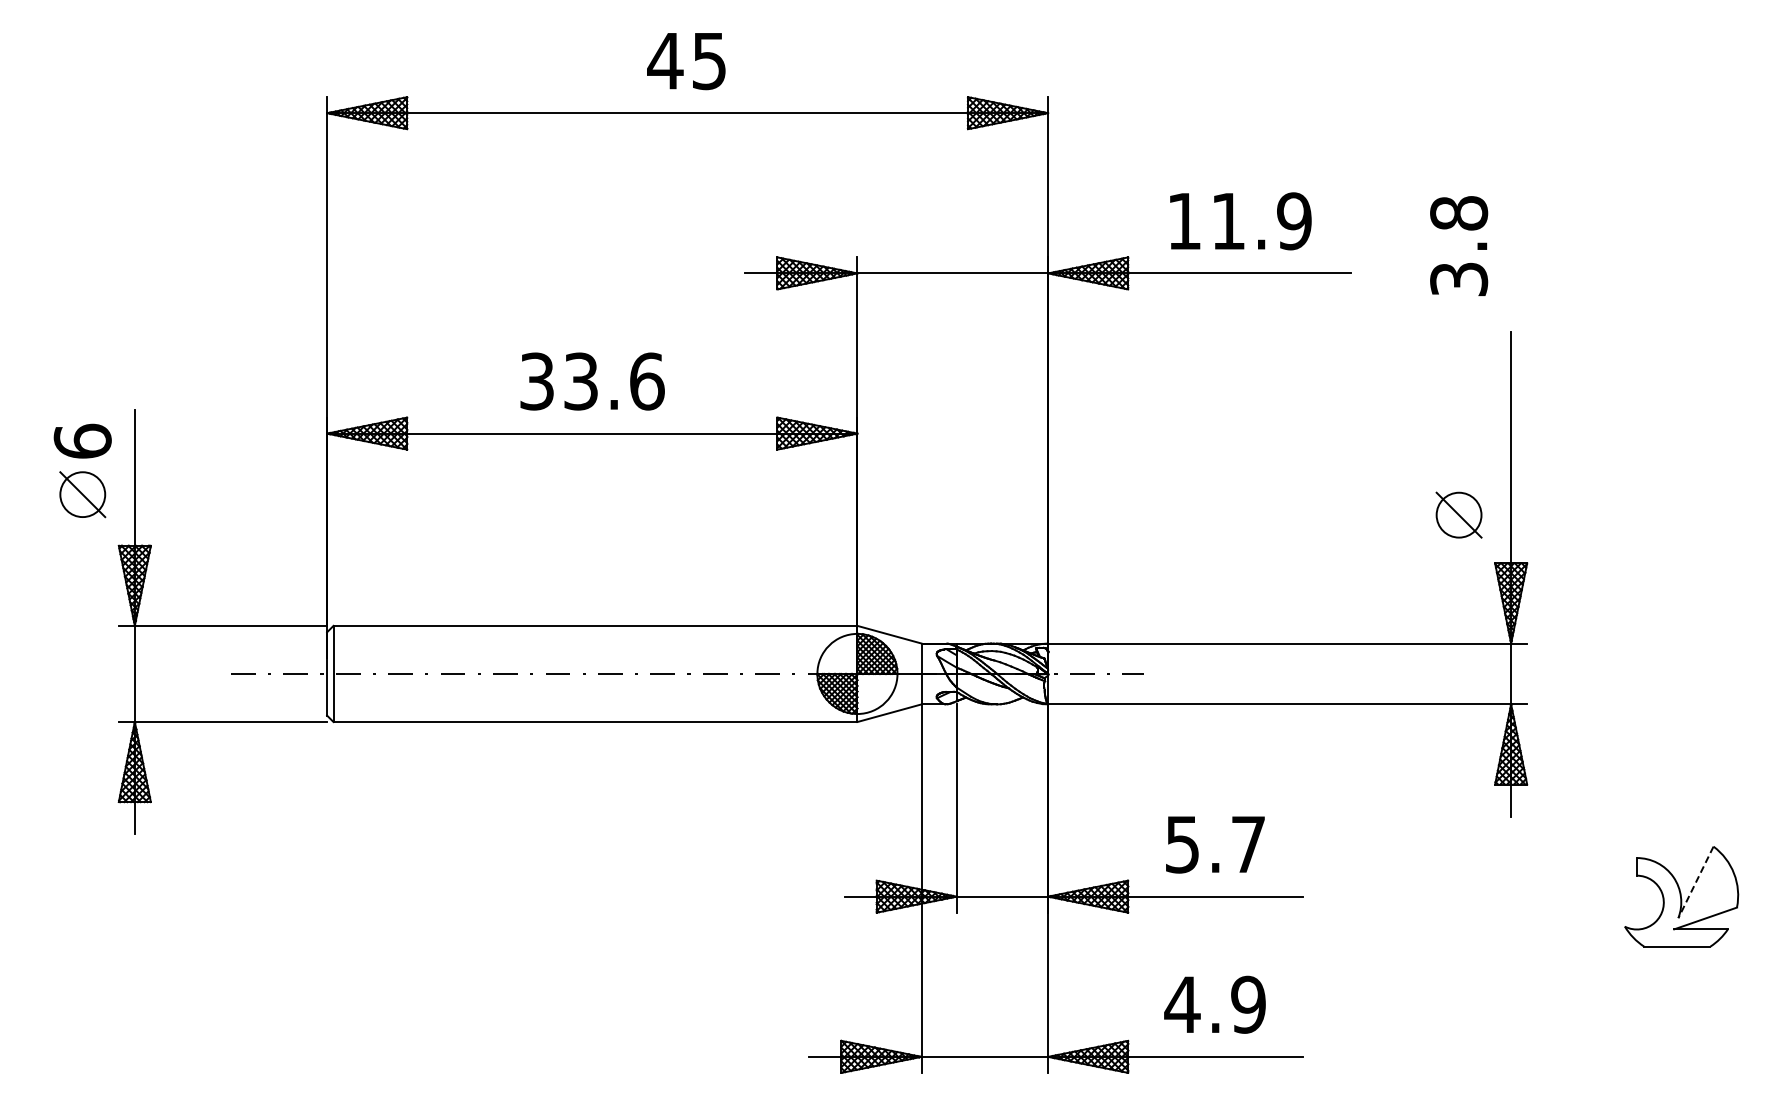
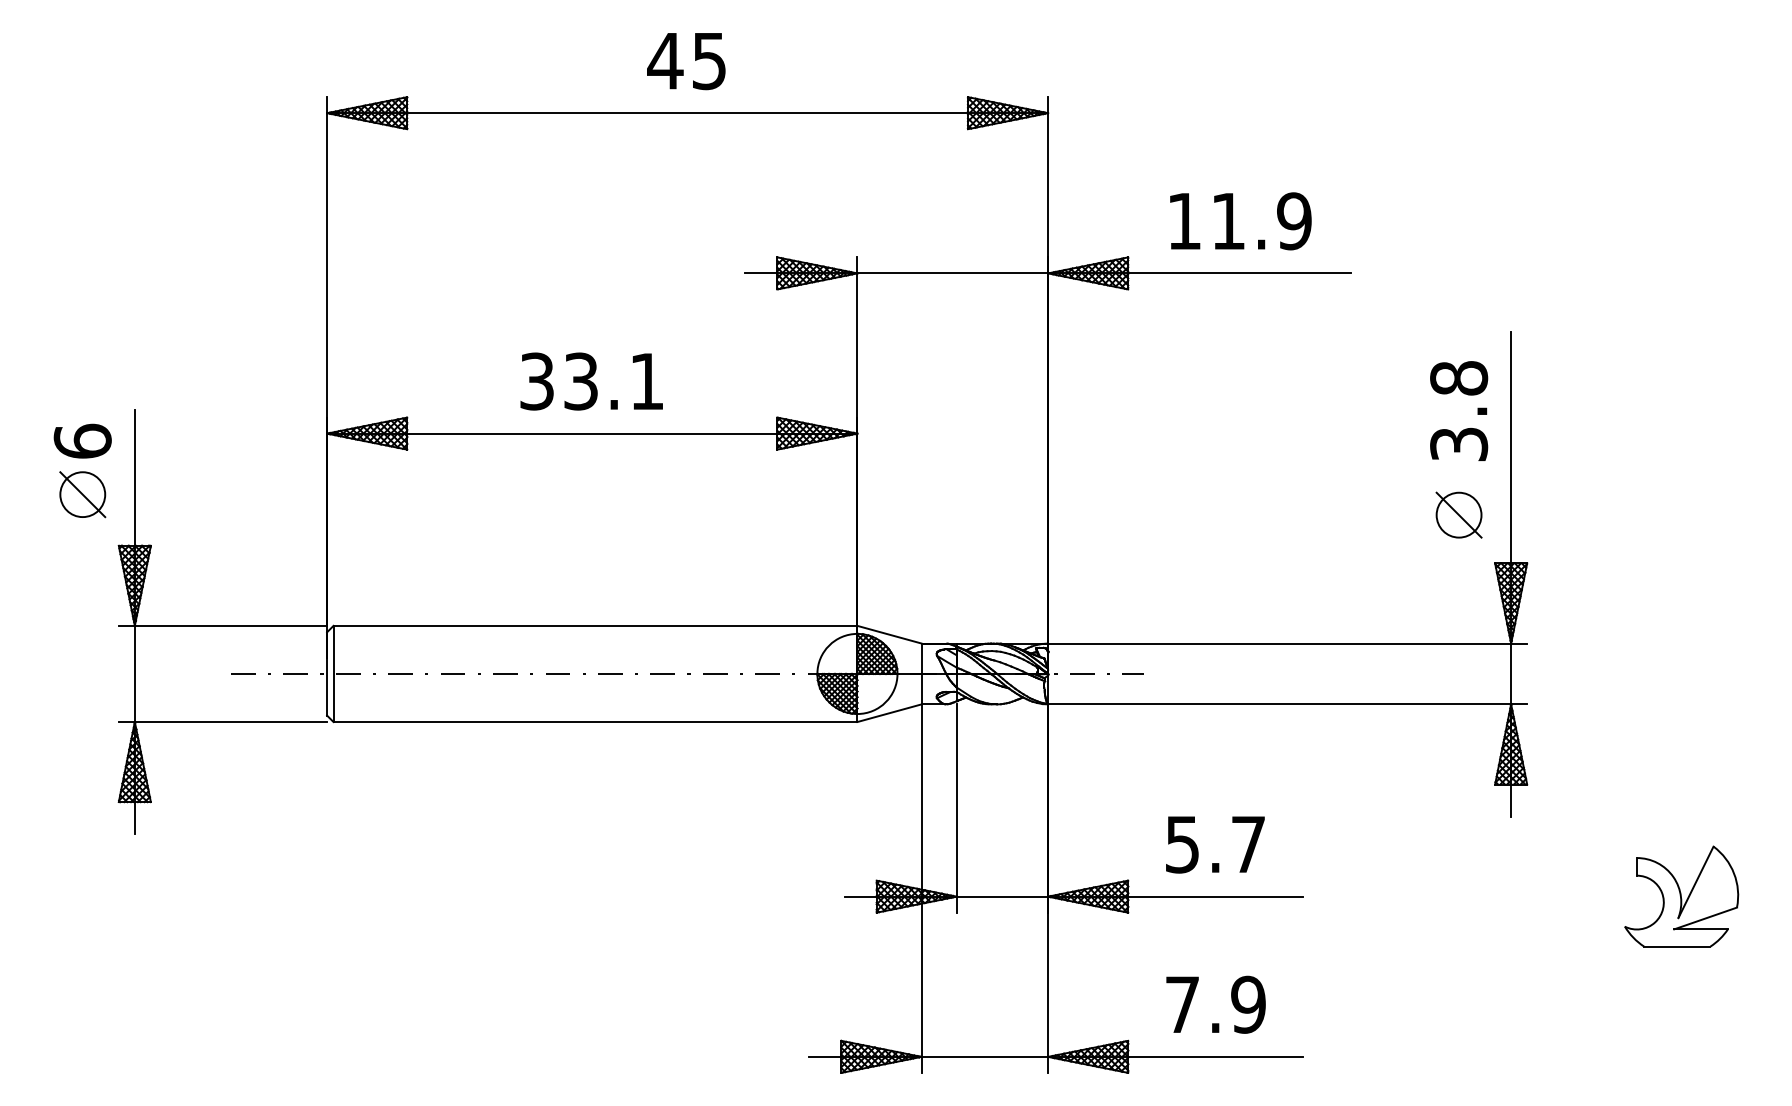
text position: (1459, 245) -> (1459, 410) (1459, 410)
text: 33.6 -> 33.1 (647, 381)
line: dashed -> solid (1695, 882)
text: 4.9 -> 7.9 (1182, 1004)
